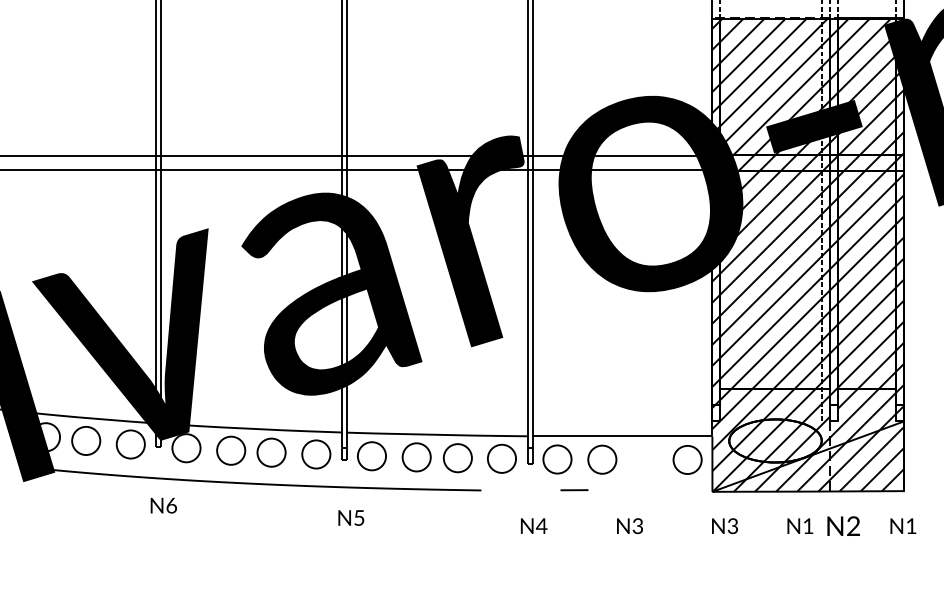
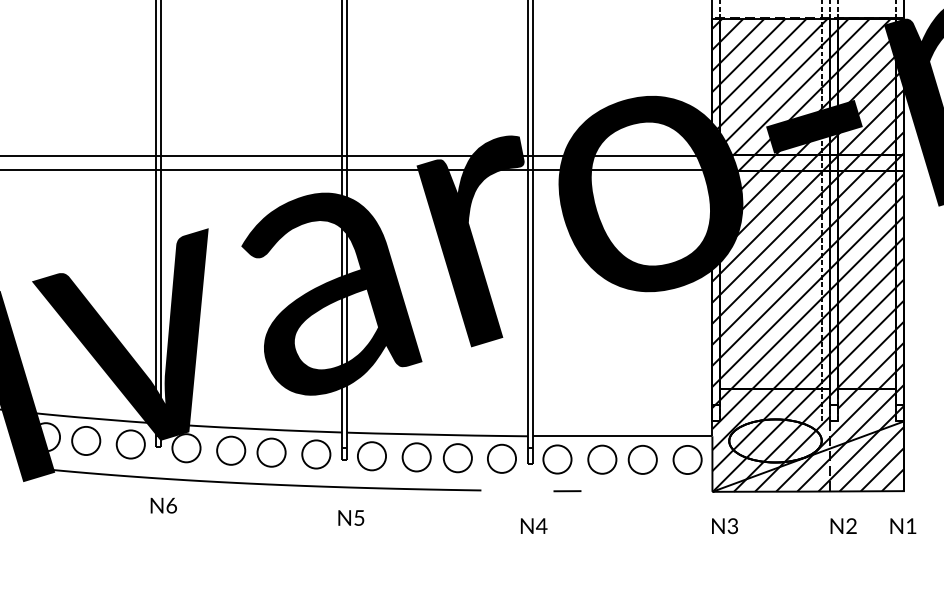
part: none -> present (642, 459)
line position: (574, 490) -> (567, 491) (567, 491)
part: present -> none (800, 525)
part size: 33x20 px -> 27x16 px (843, 525)
part: present -> none (629, 526)
